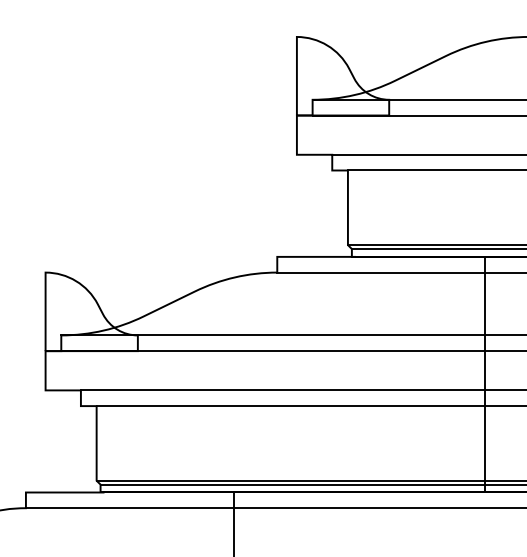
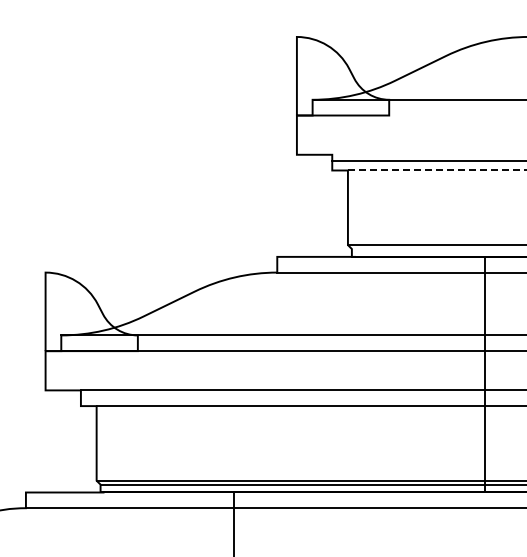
line: present -> none (417, 115)
line position: (427, 154) -> (427, 160) (427, 160)
line: solid -> dashed (437, 170)
line: present -> none (437, 249)
